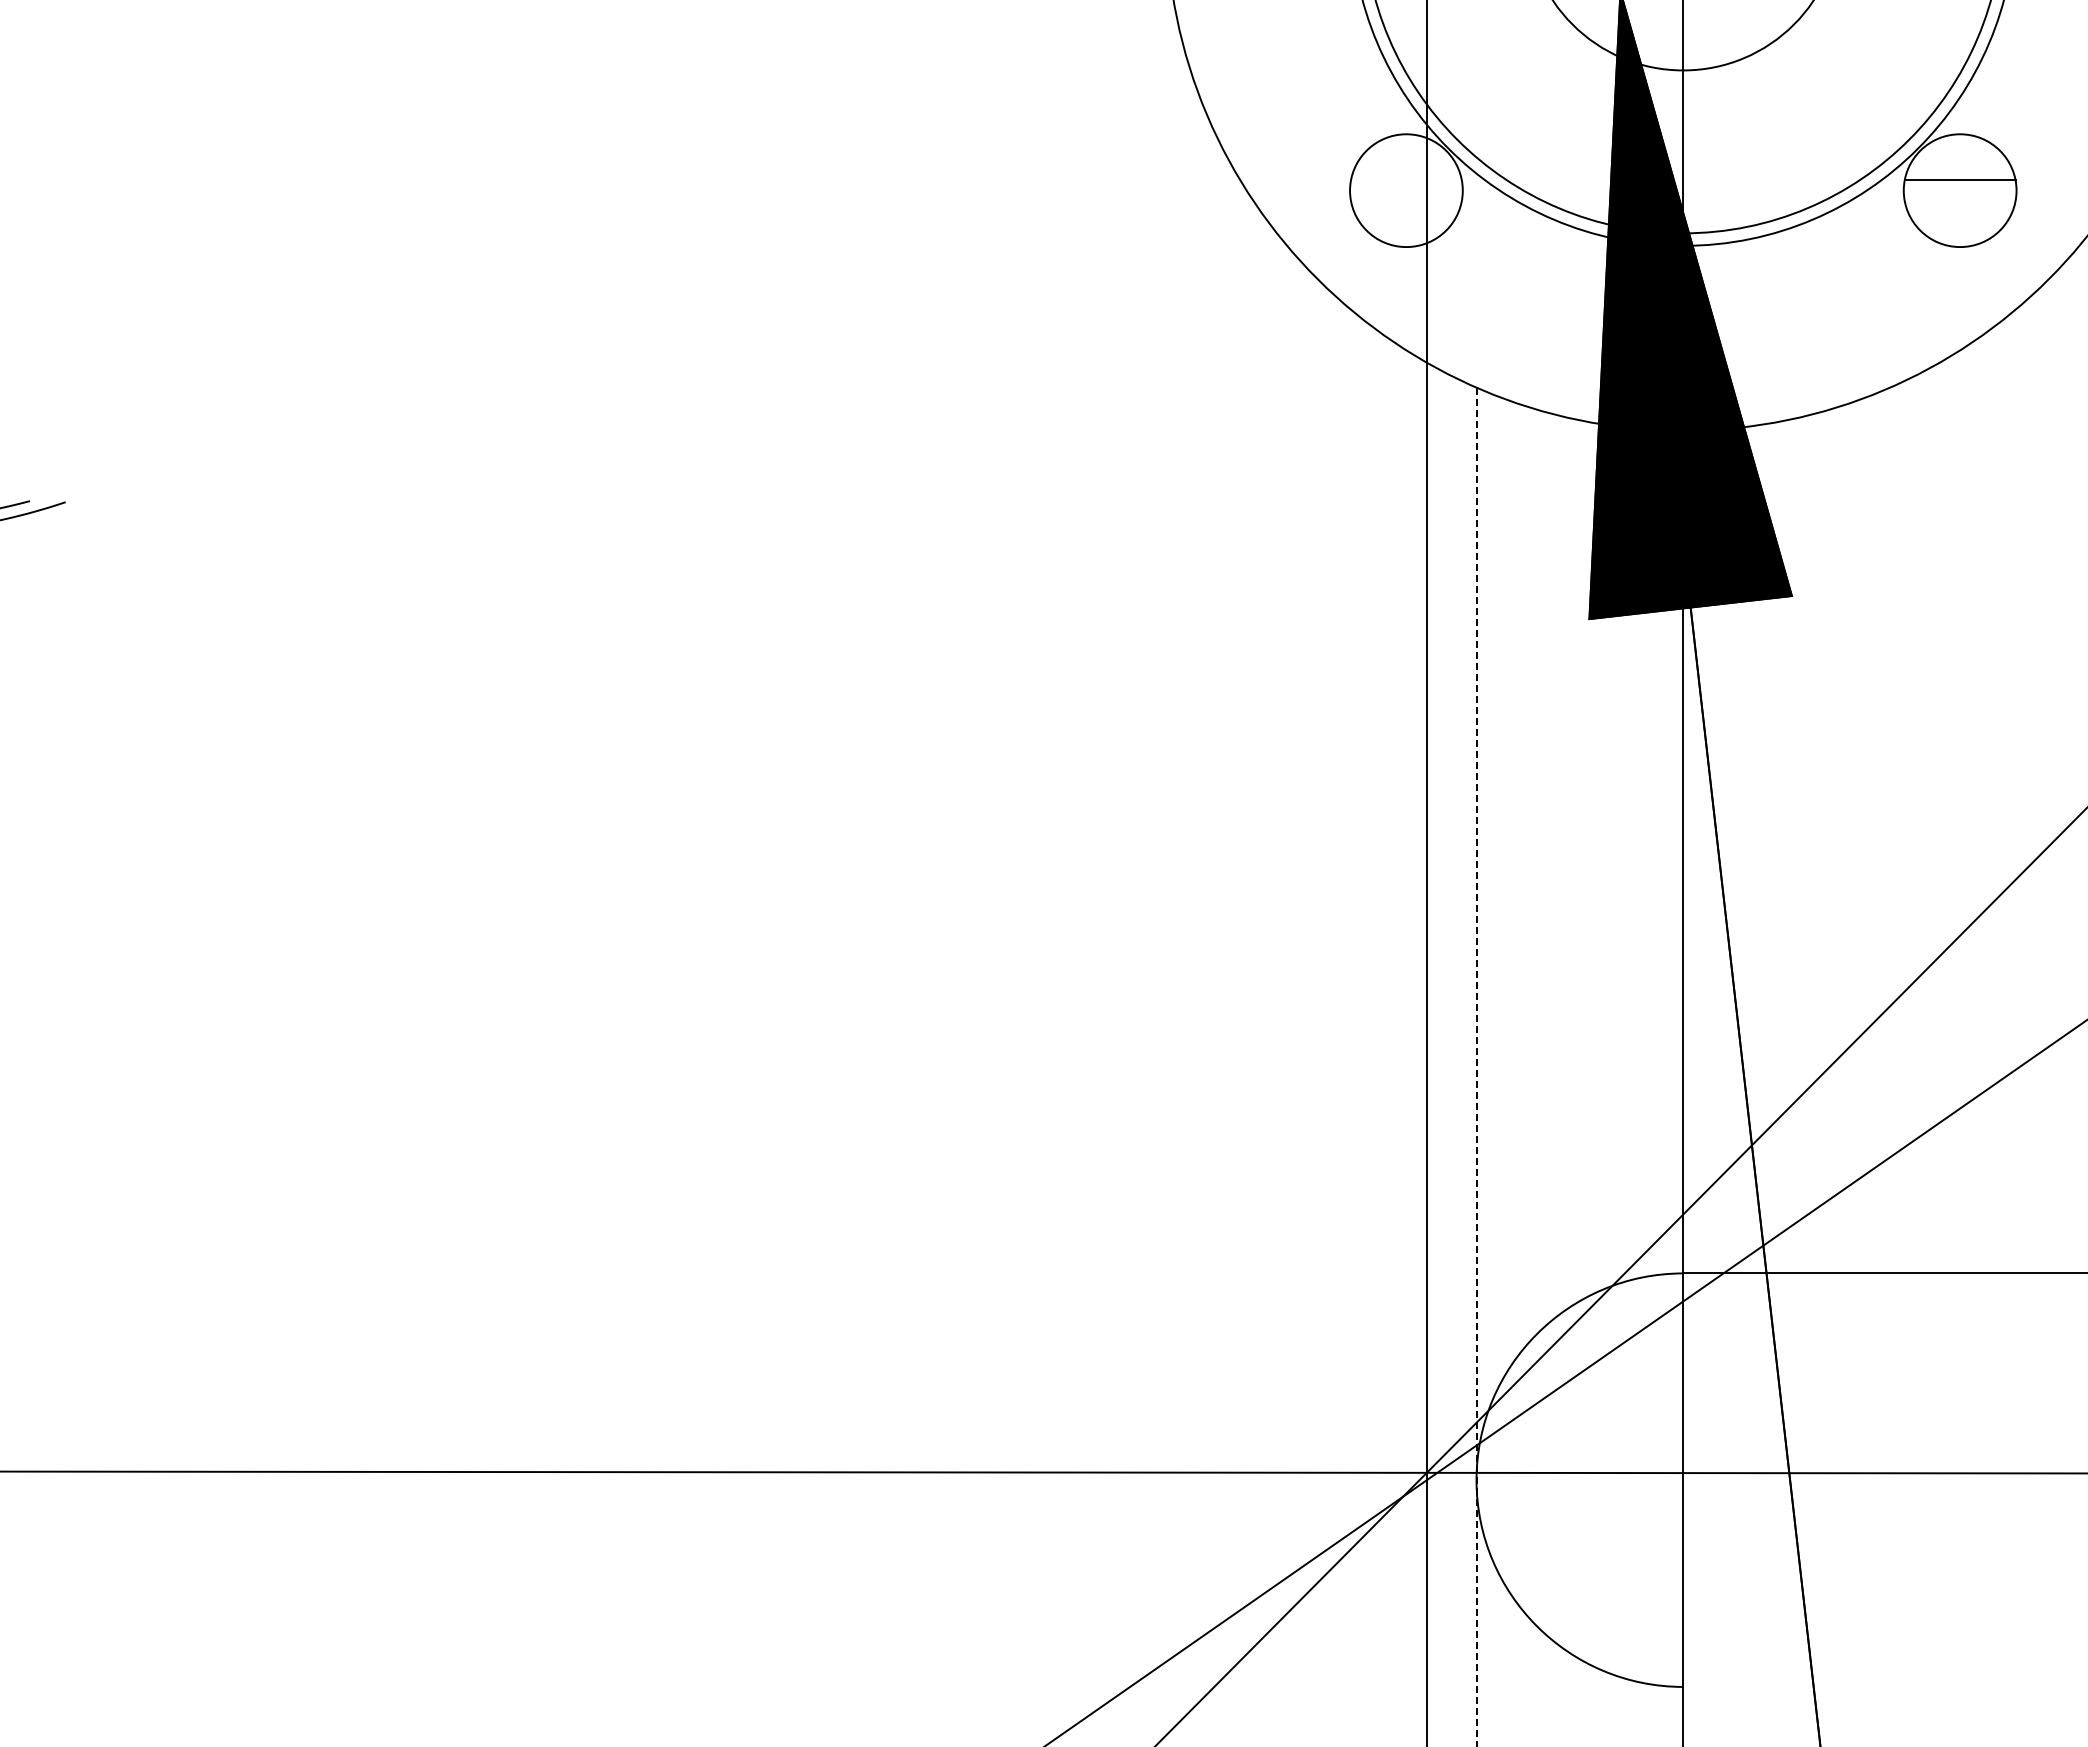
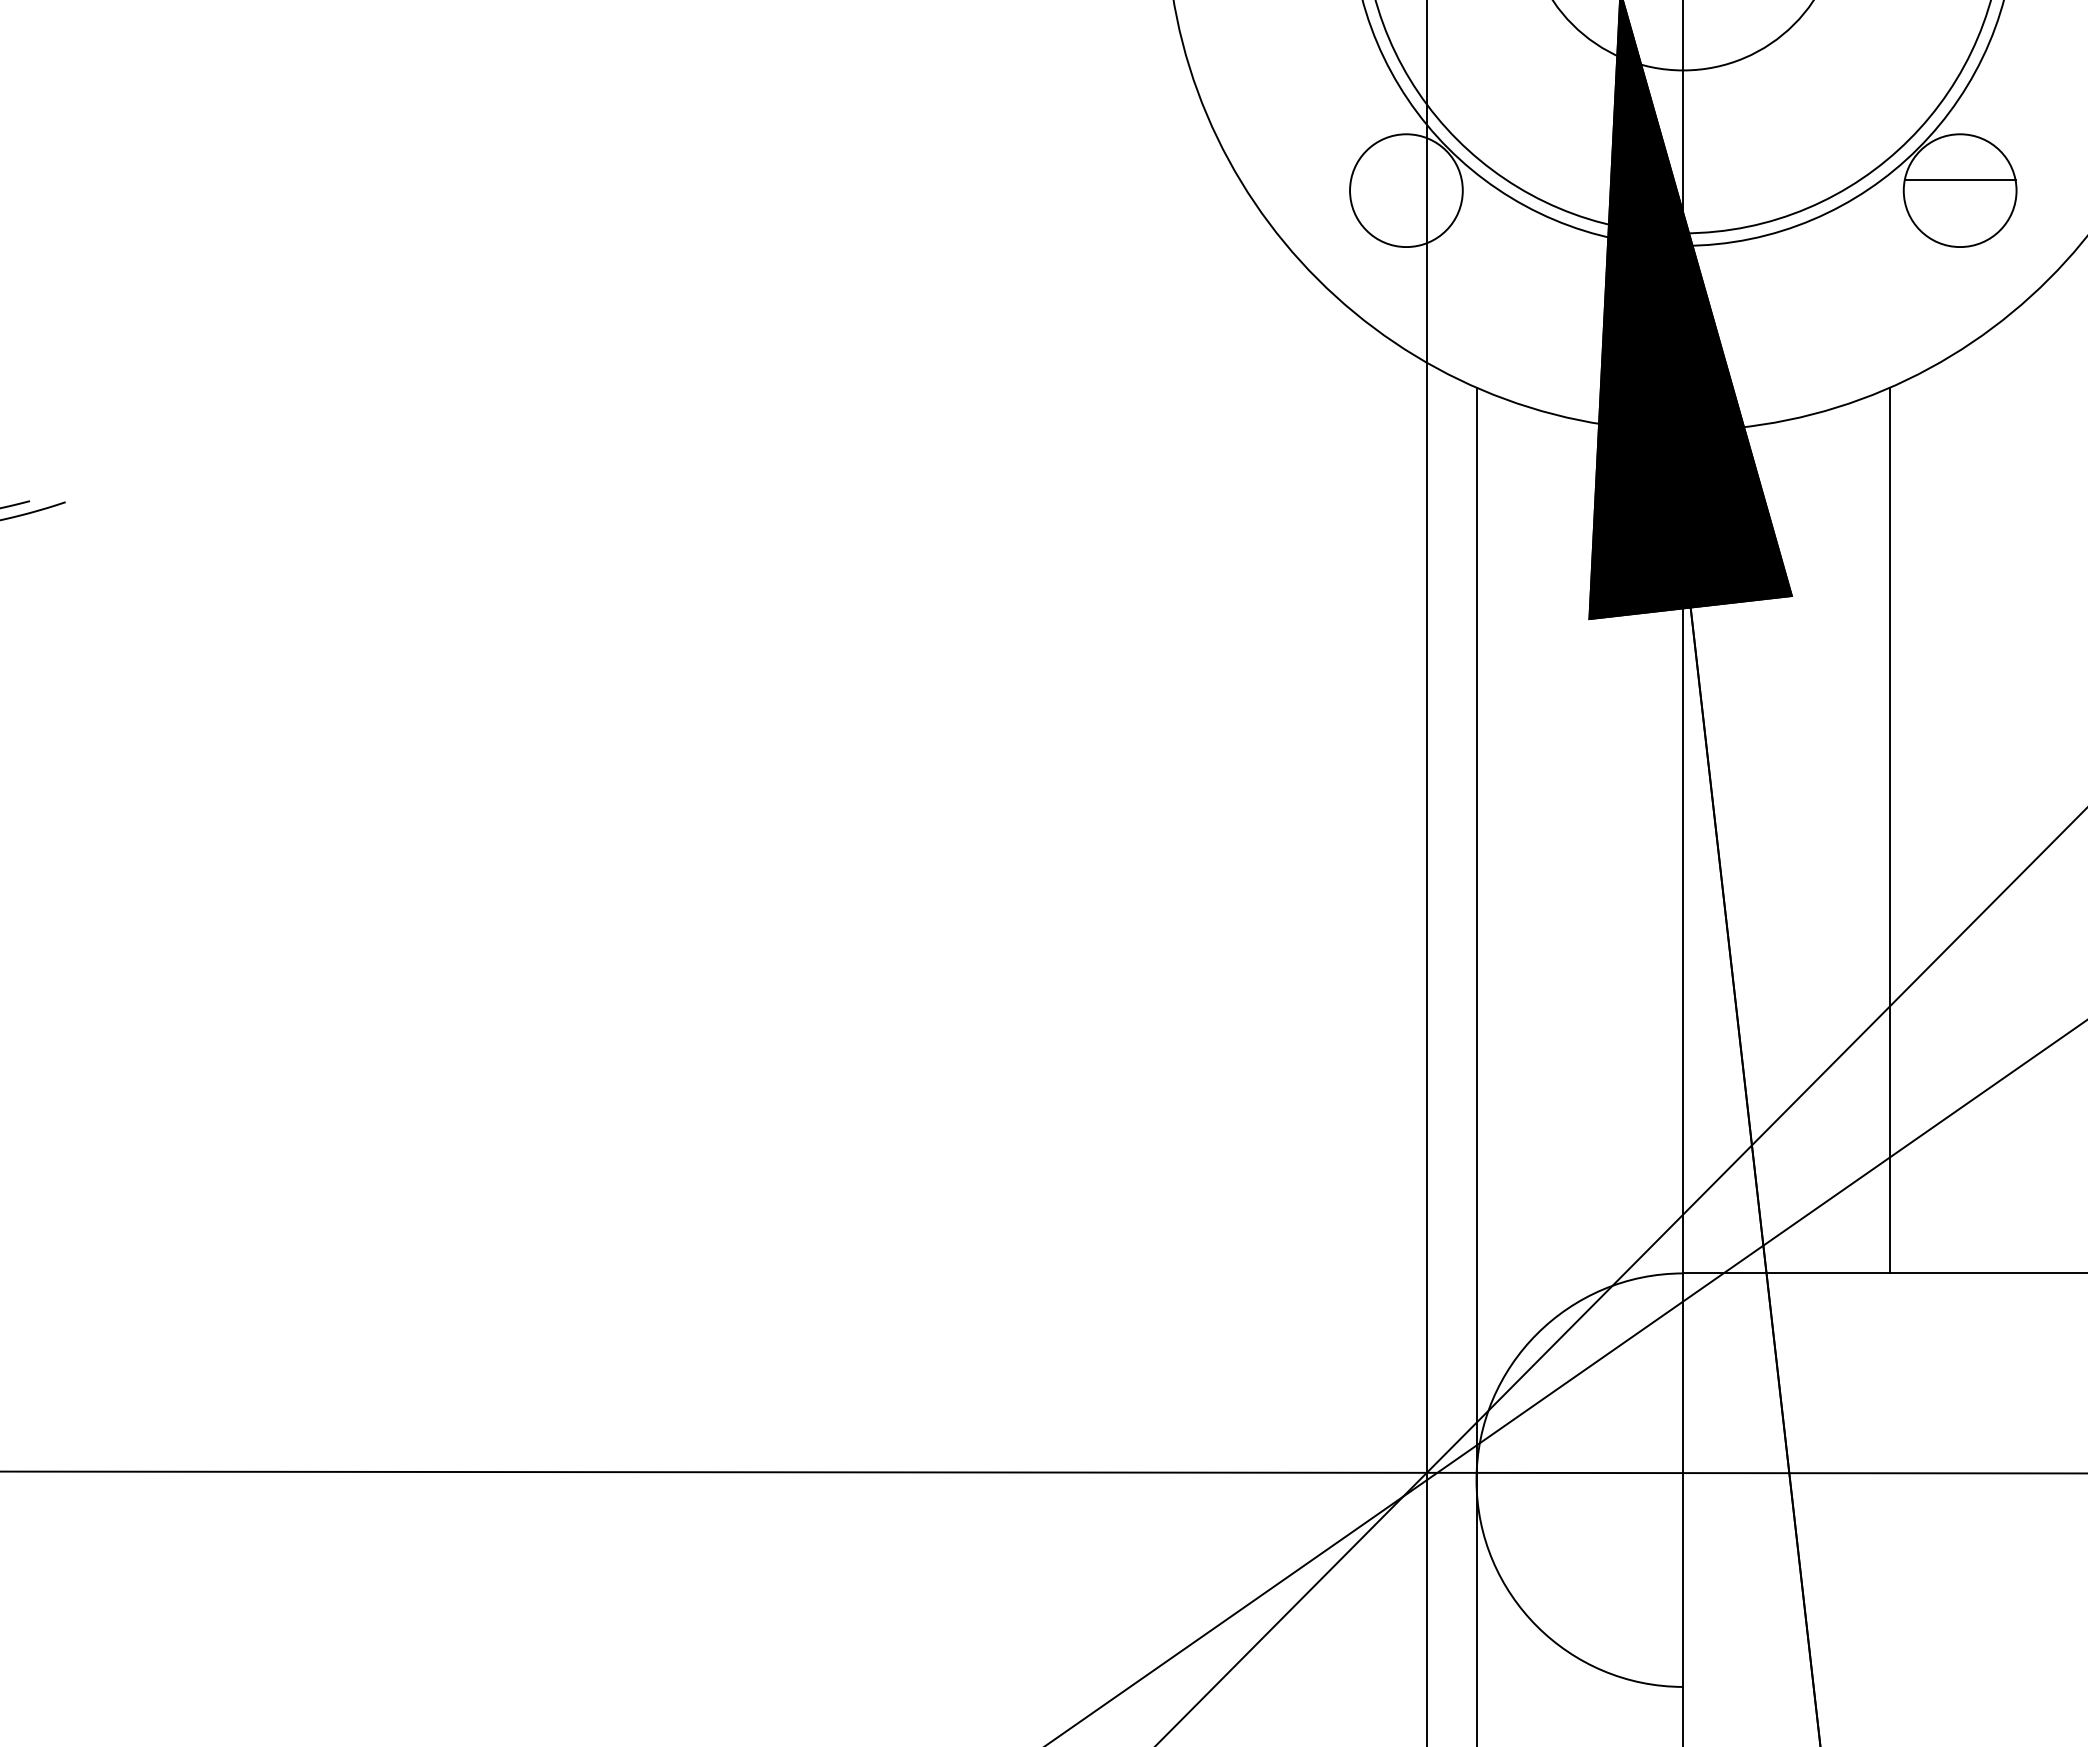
line: none -> present (1890, 830)
line: dashed -> solid (1476, 1067)
